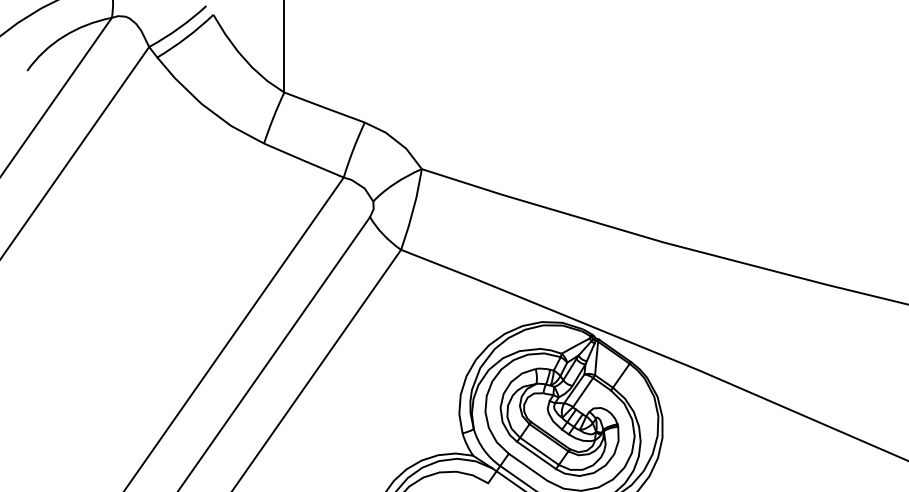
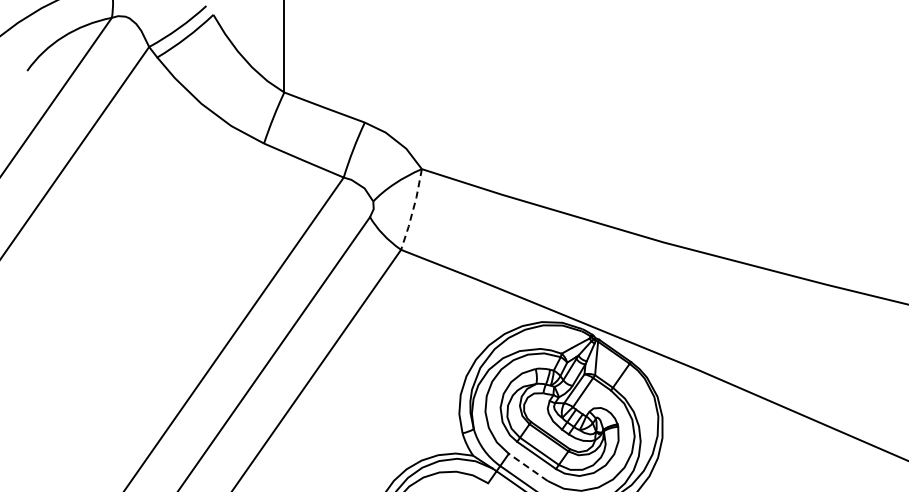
line: solid -> dashed (413, 209)
line: solid -> dashed (528, 467)
